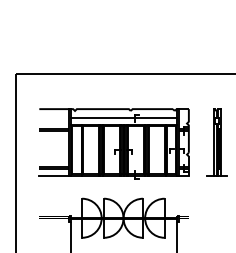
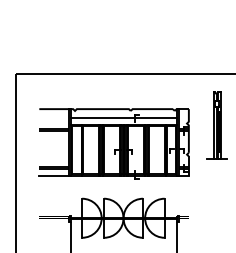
part position: (216, 142) -> (216, 125) (216, 125)
